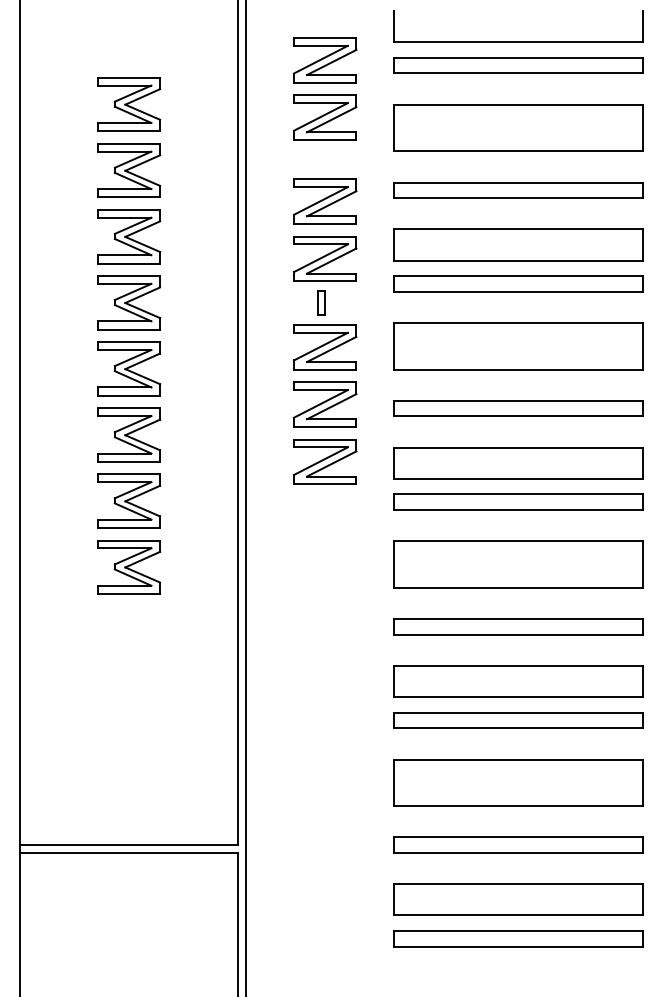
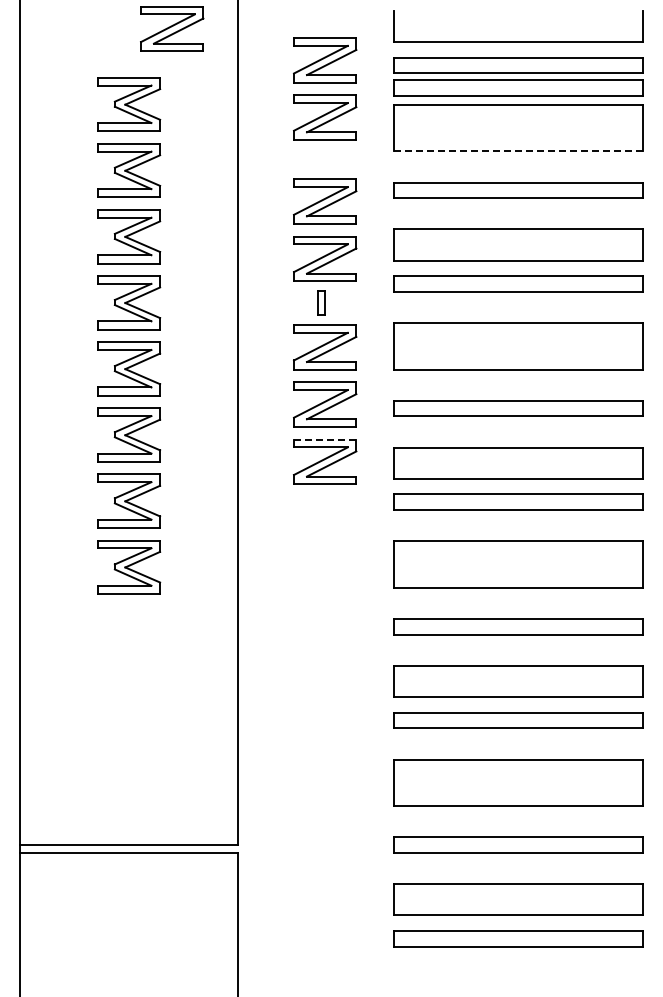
part: none -> present (172, 28)
part: none -> present (518, 87)
line: solid -> dashed (518, 151)
line: solid -> dashed (324, 439)
line: present -> none (245, 497)
